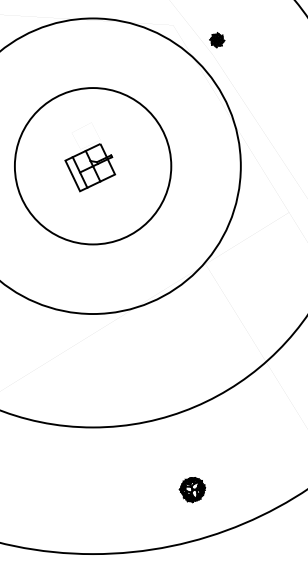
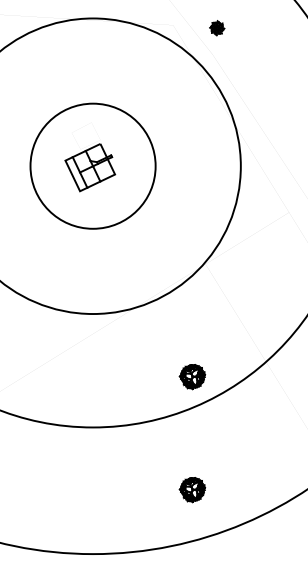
part position: (217, 40) -> (217, 28) (217, 28)
circle diameter: 156 px -> 125 px (92, 165)
part: none -> present (192, 377)
